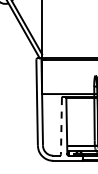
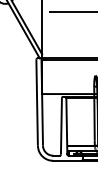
line: none -> present (71, 11)
line: dashed -> solid (61, 126)
